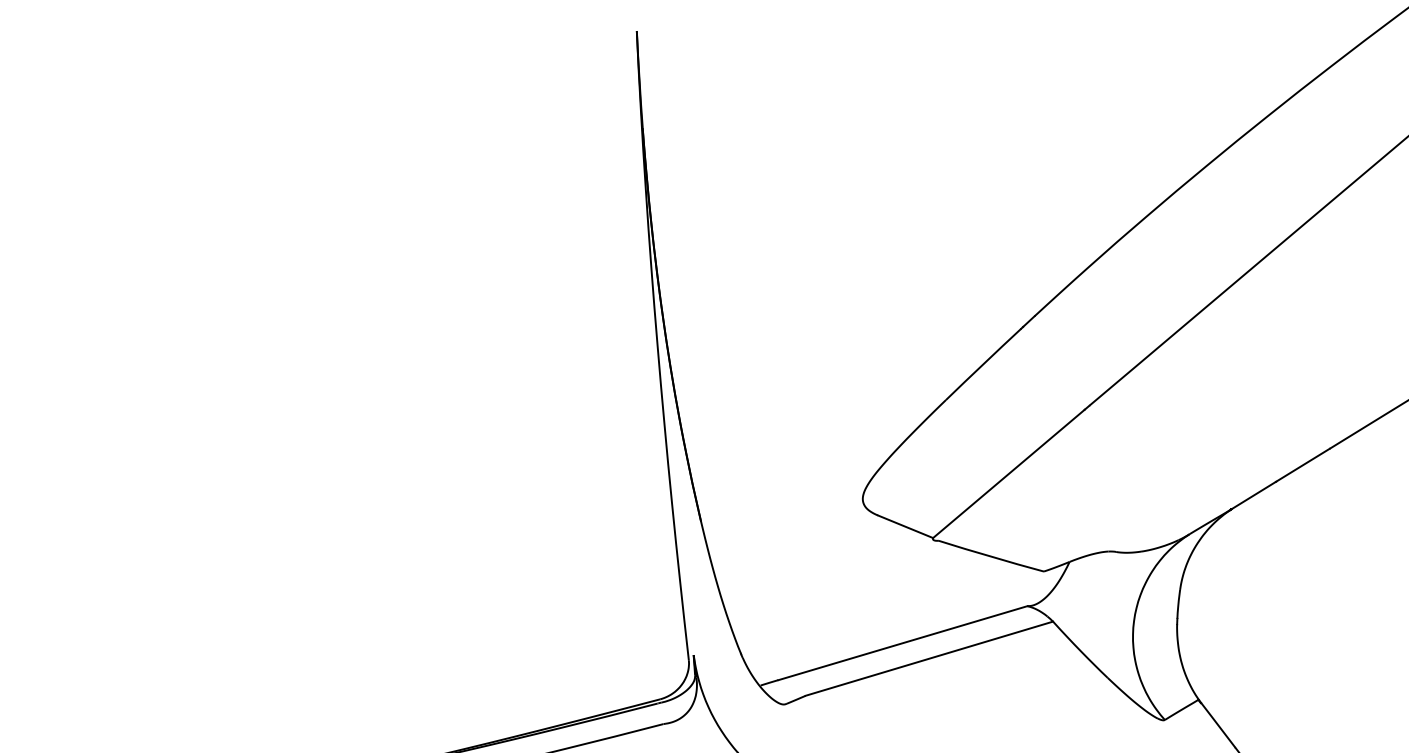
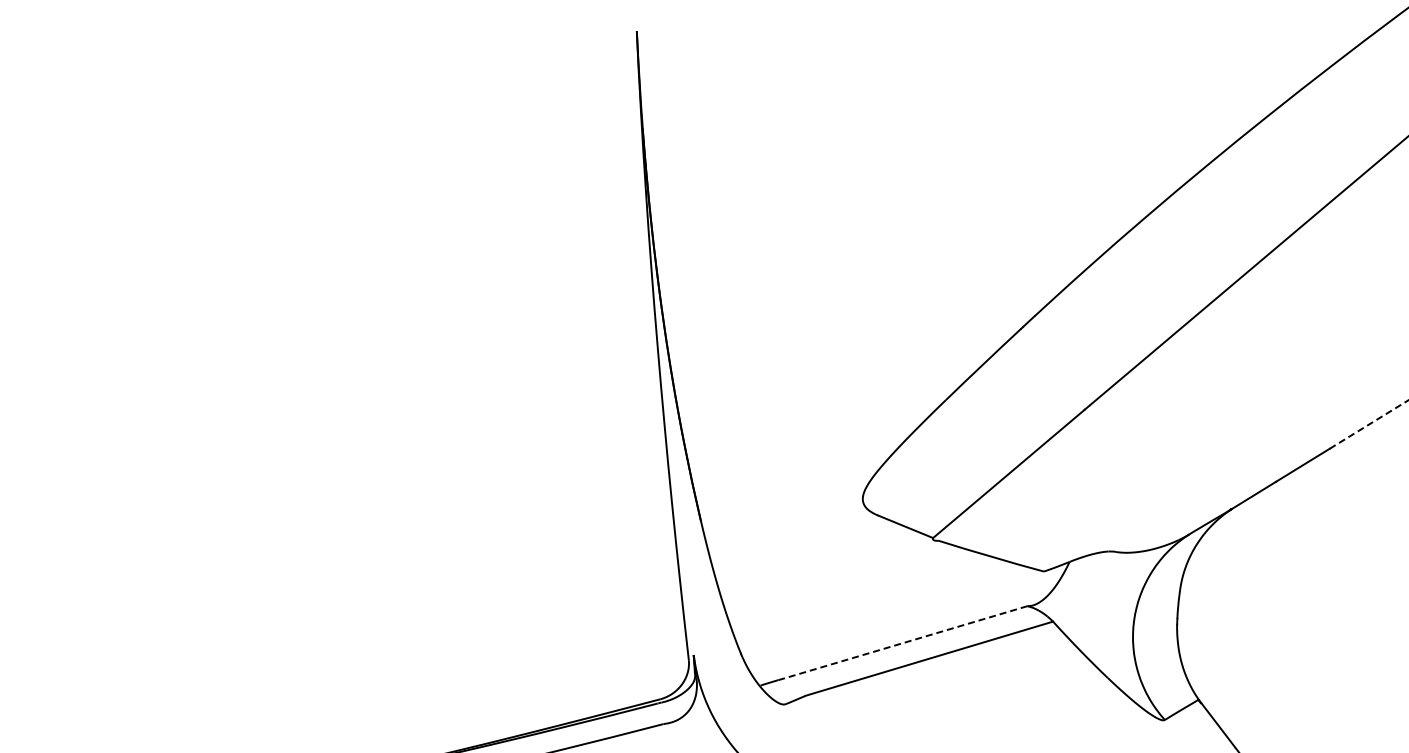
line: solid -> dashed (1369, 424)
line: solid -> dashed (902, 643)
